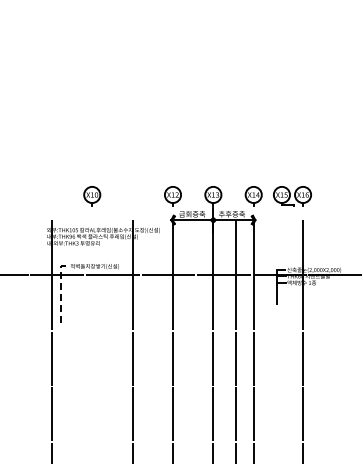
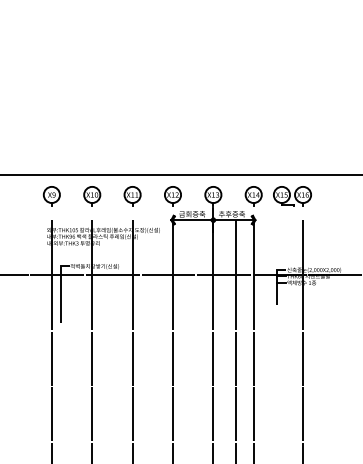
line: none -> present (180, 175)
part: none -> present (51, 196)
part: none -> present (132, 196)
line: dashed -> solid (60, 290)
line: none -> present (92, 340)
